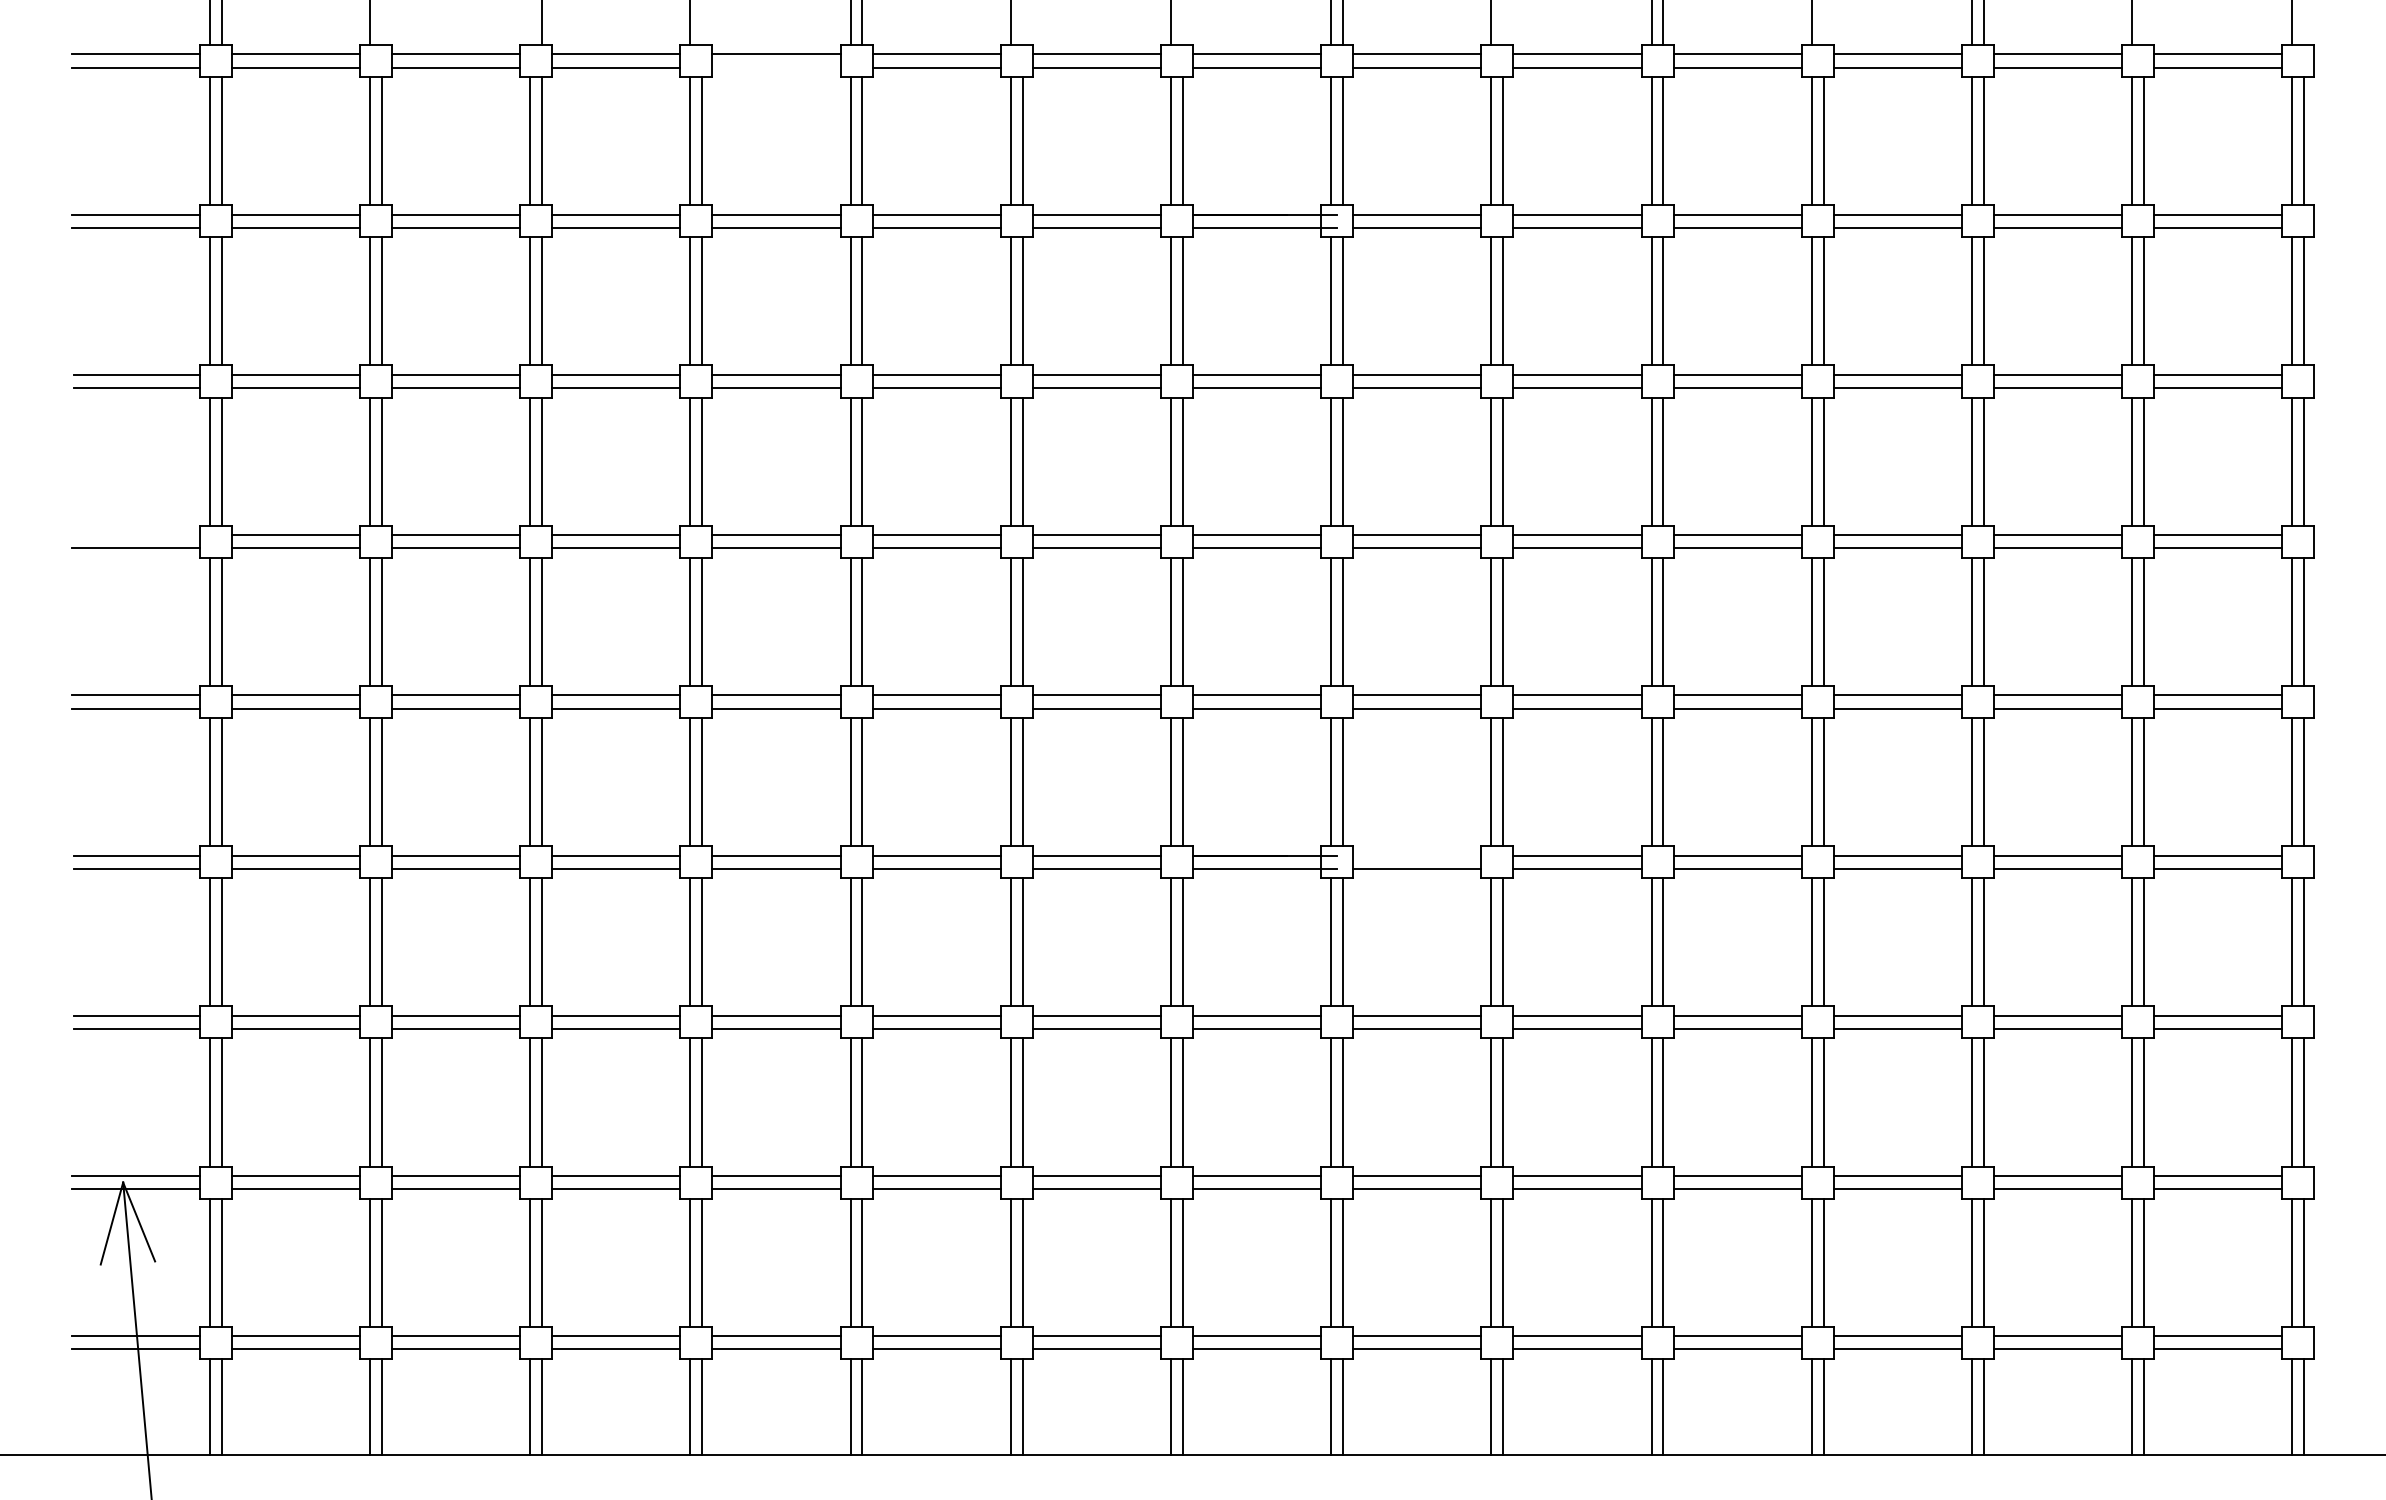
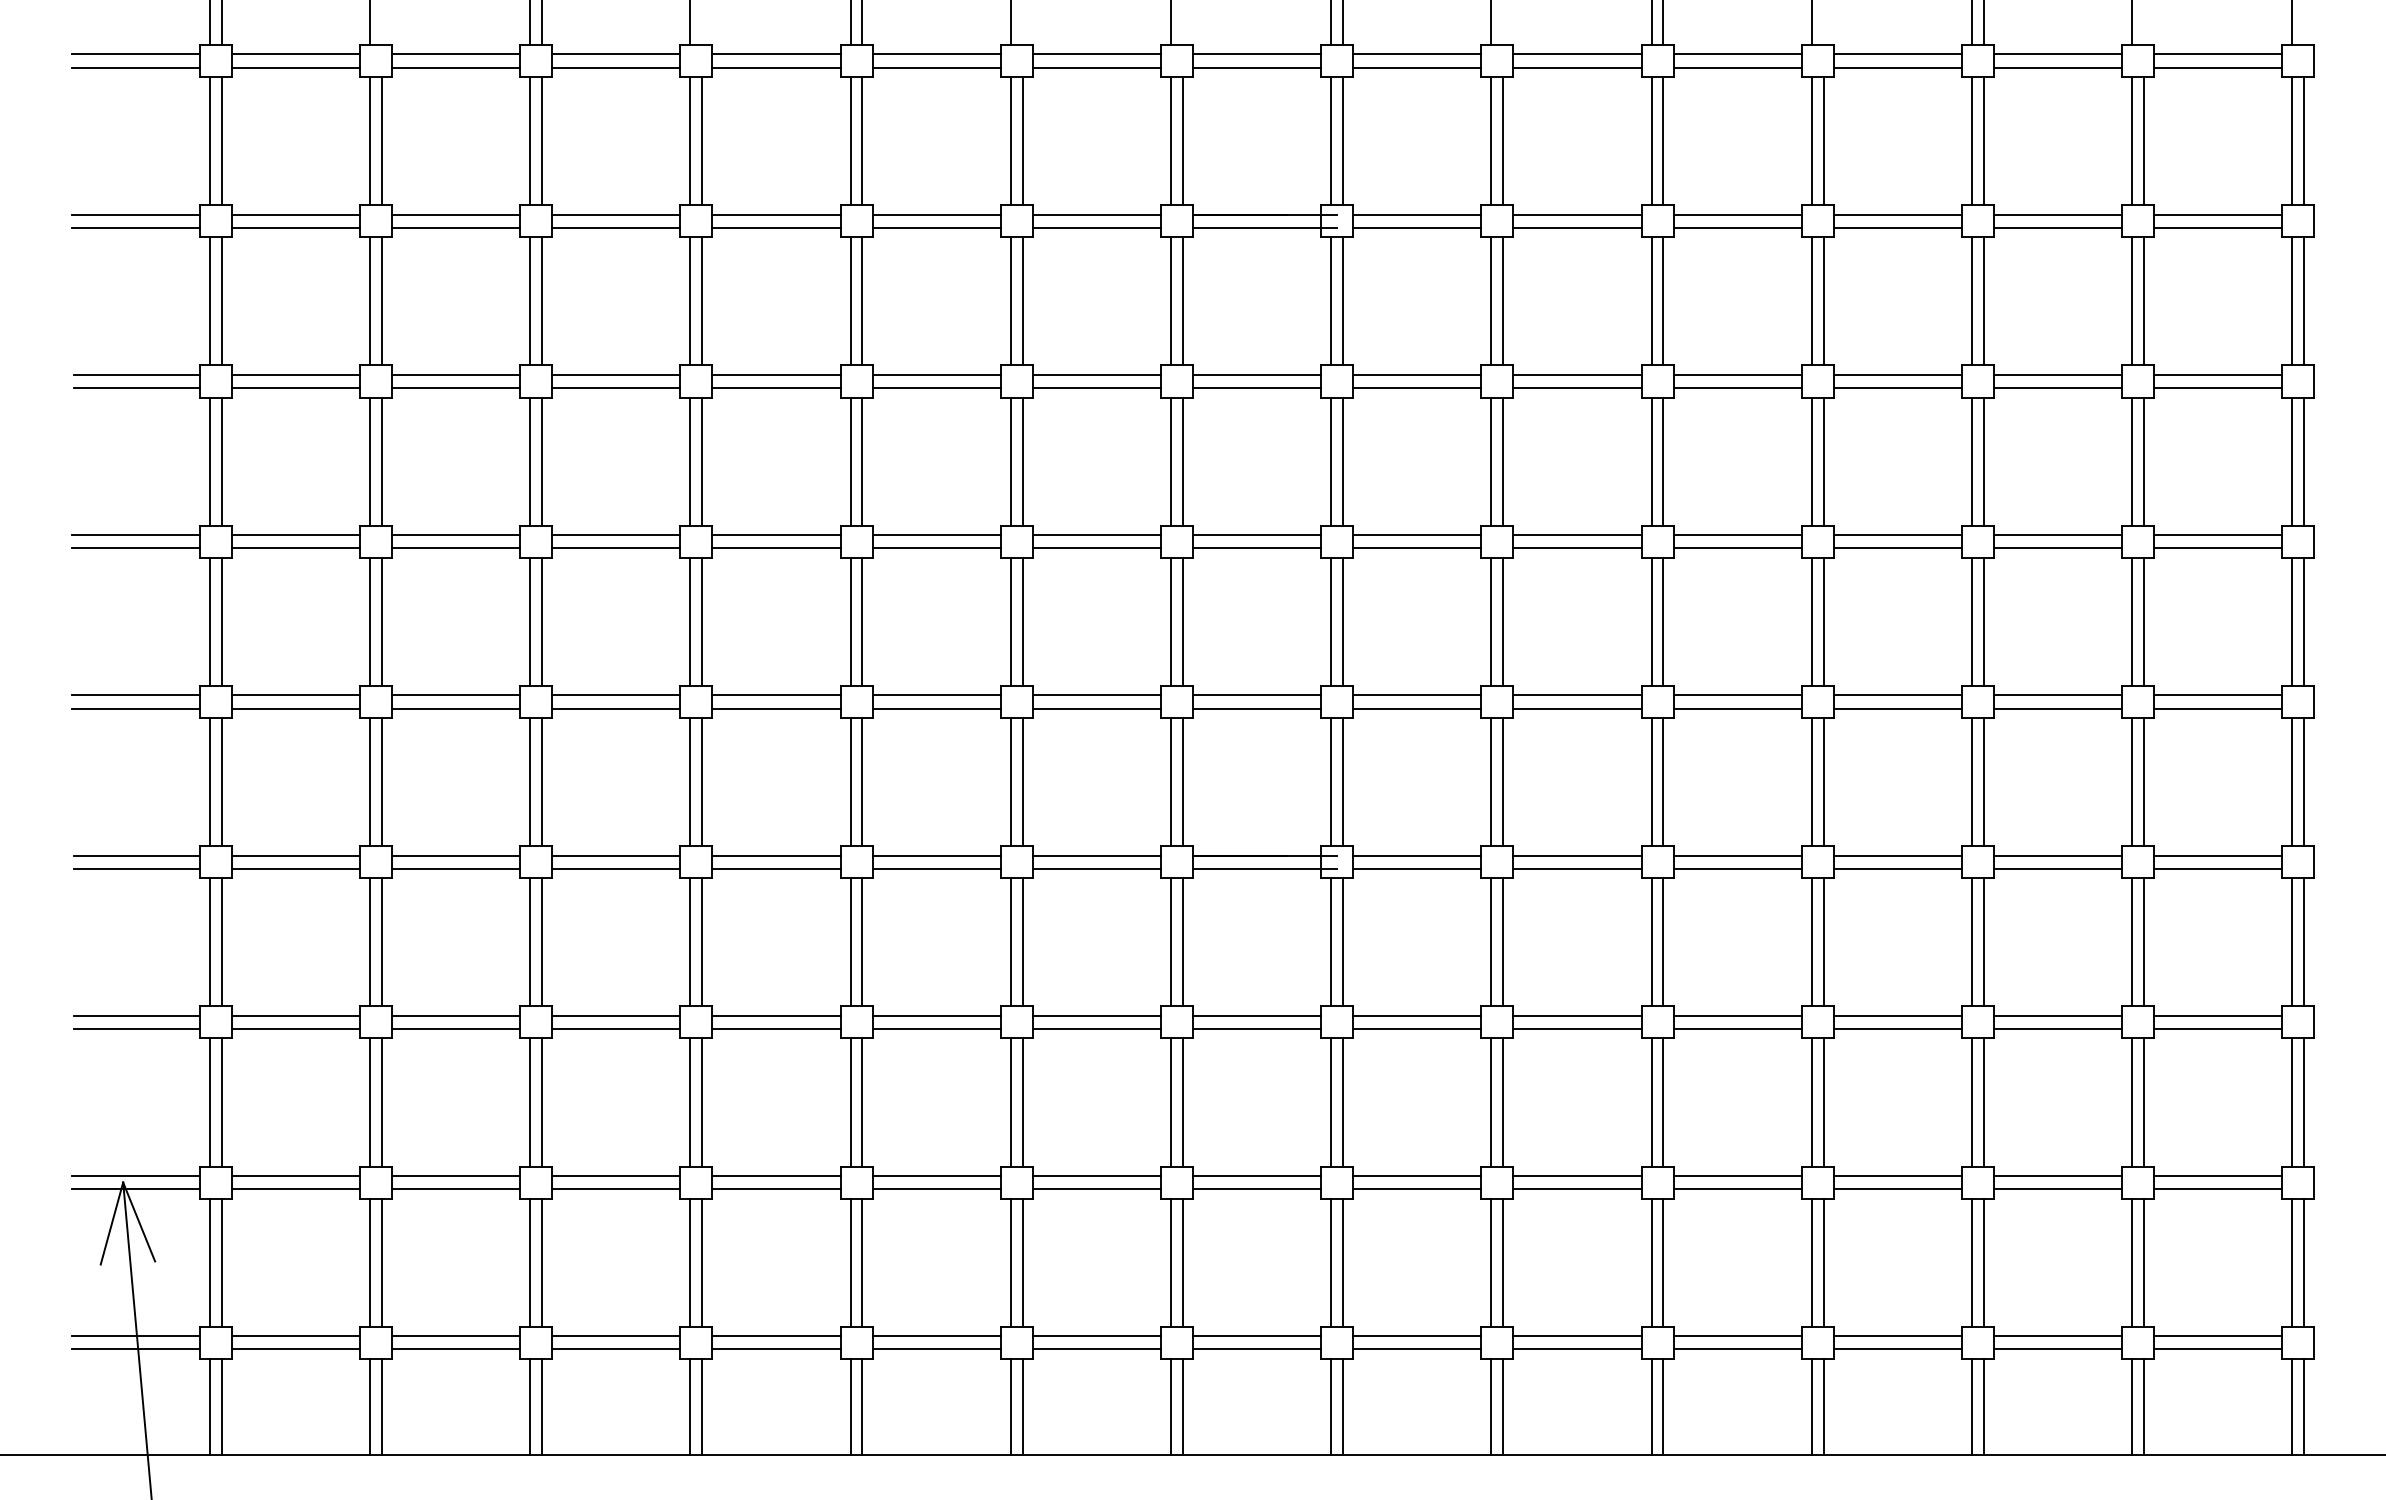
line: none -> present (530, 23)
line: none -> present (776, 67)
line: none -> present (135, 535)
line: none -> present (1417, 855)
